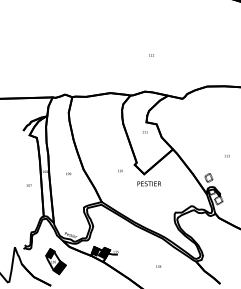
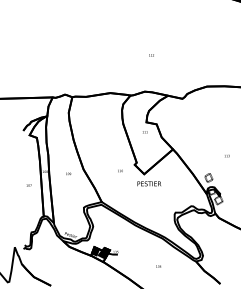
part: present -> none (55, 261)
